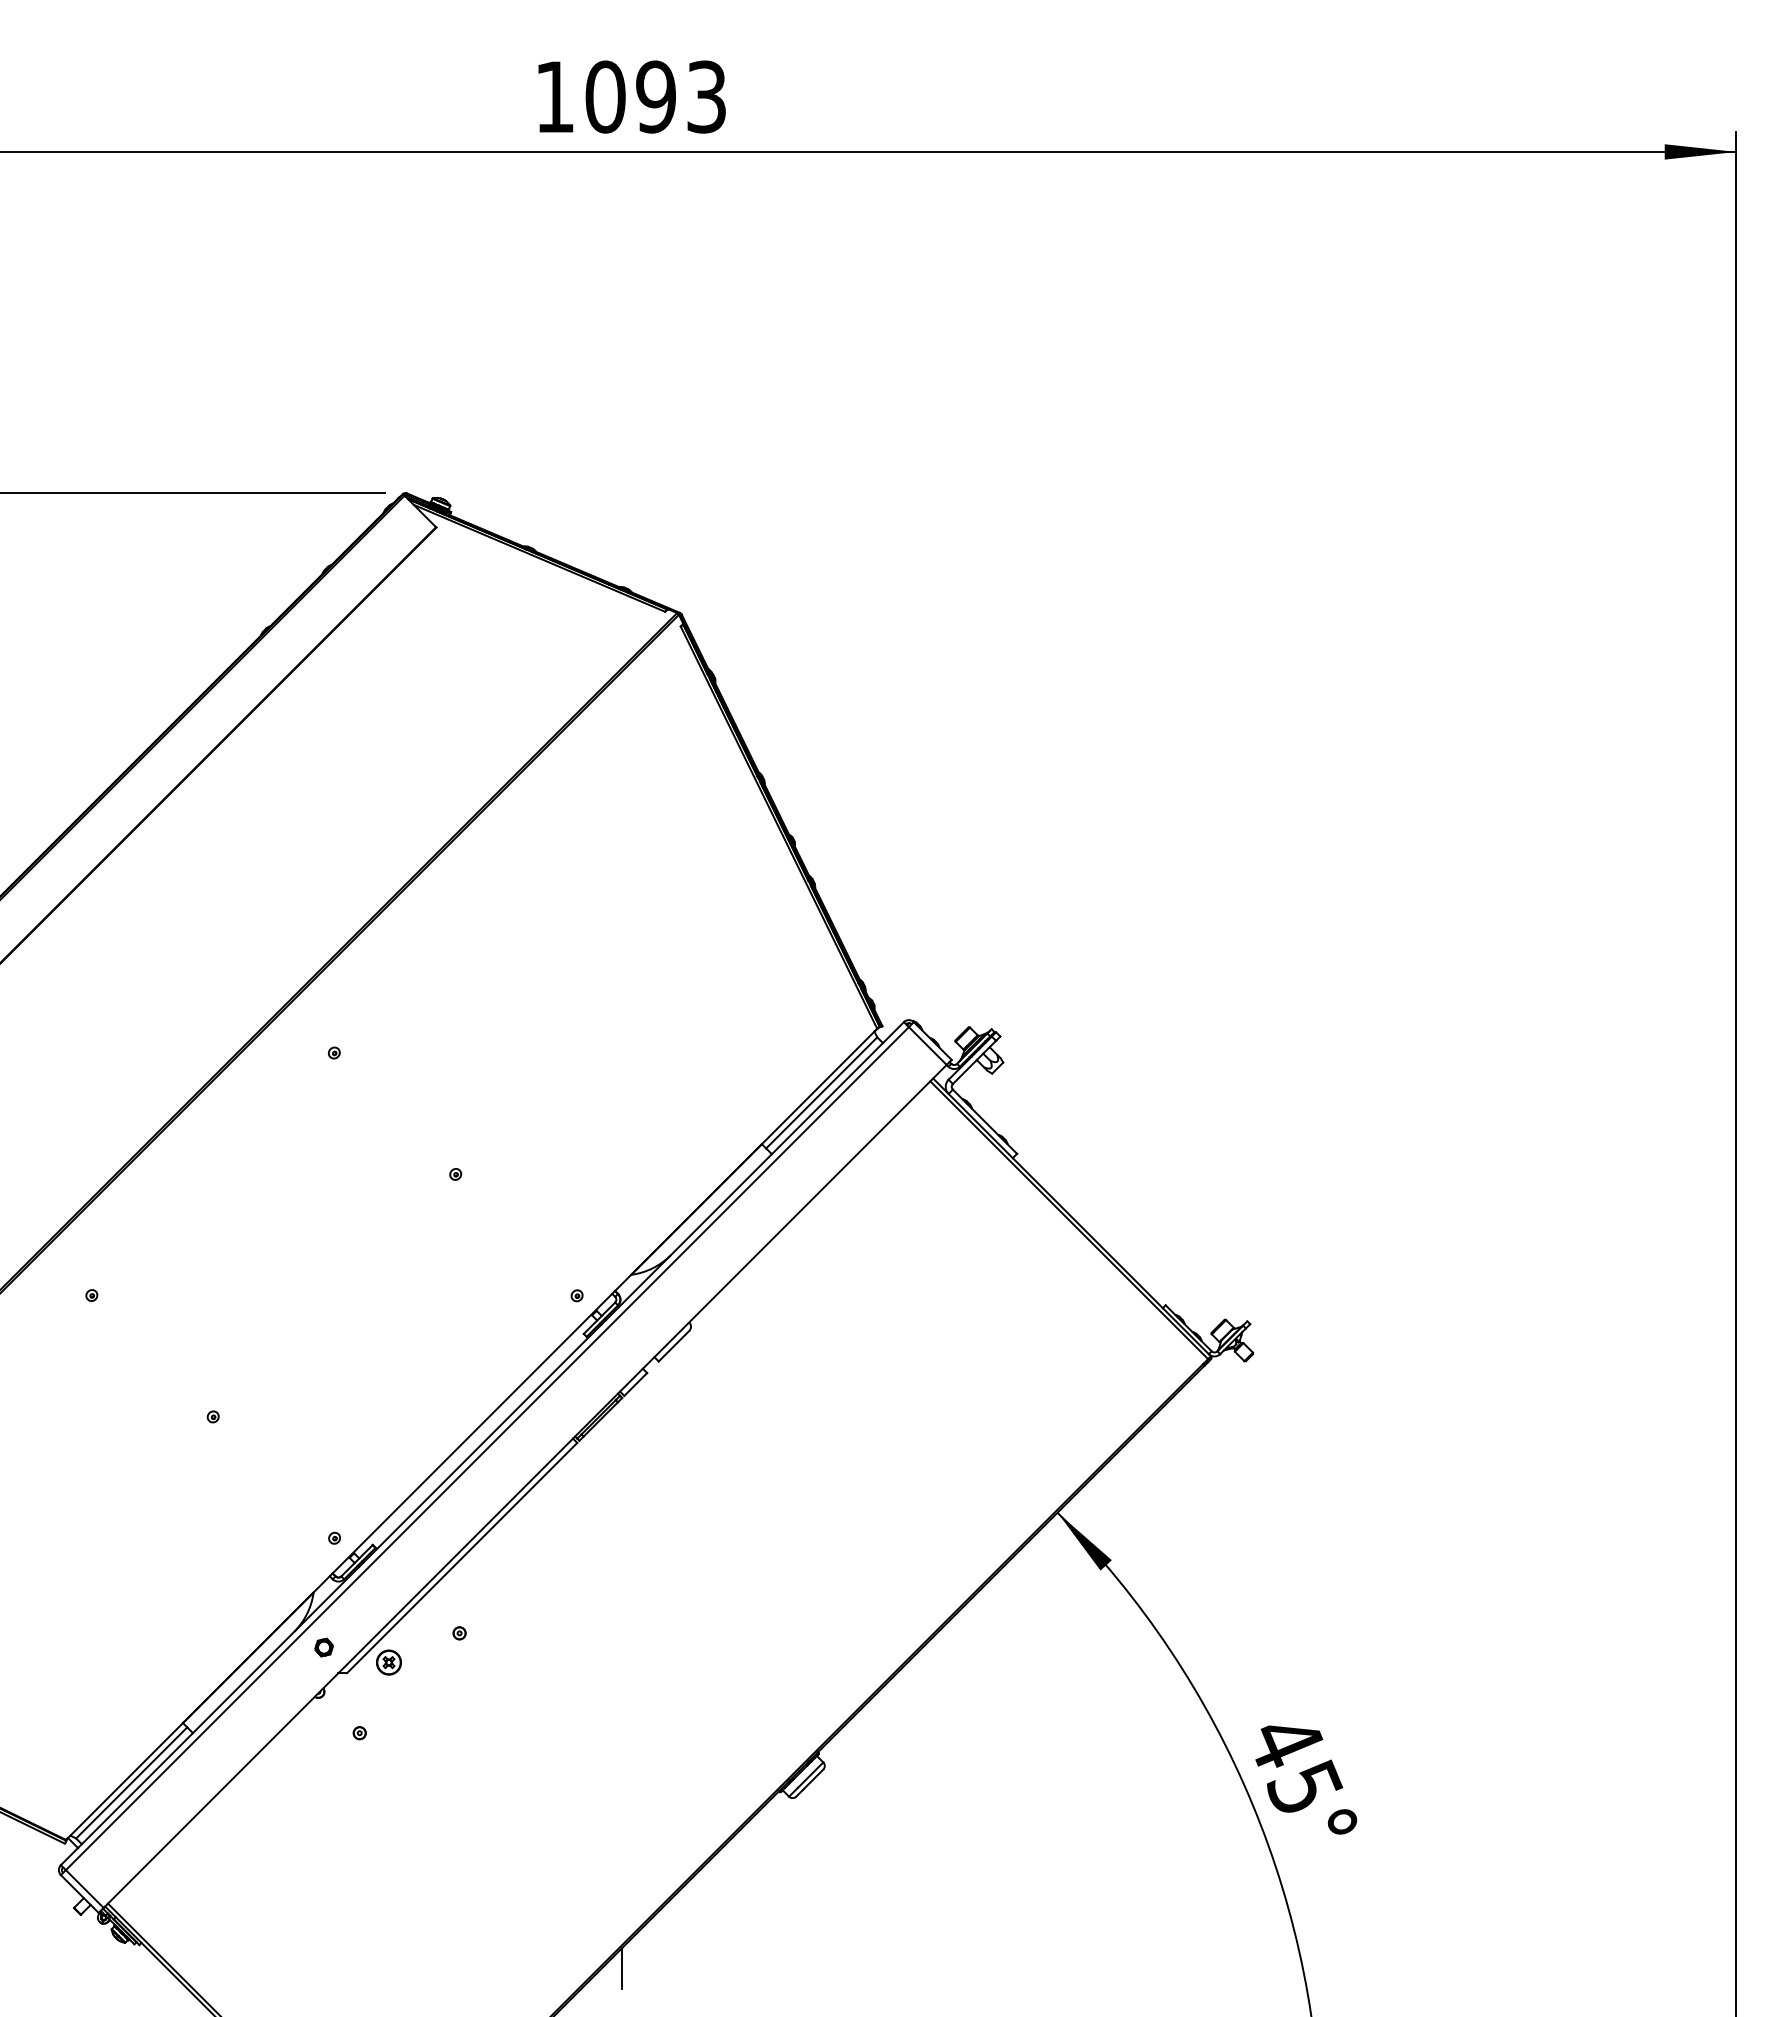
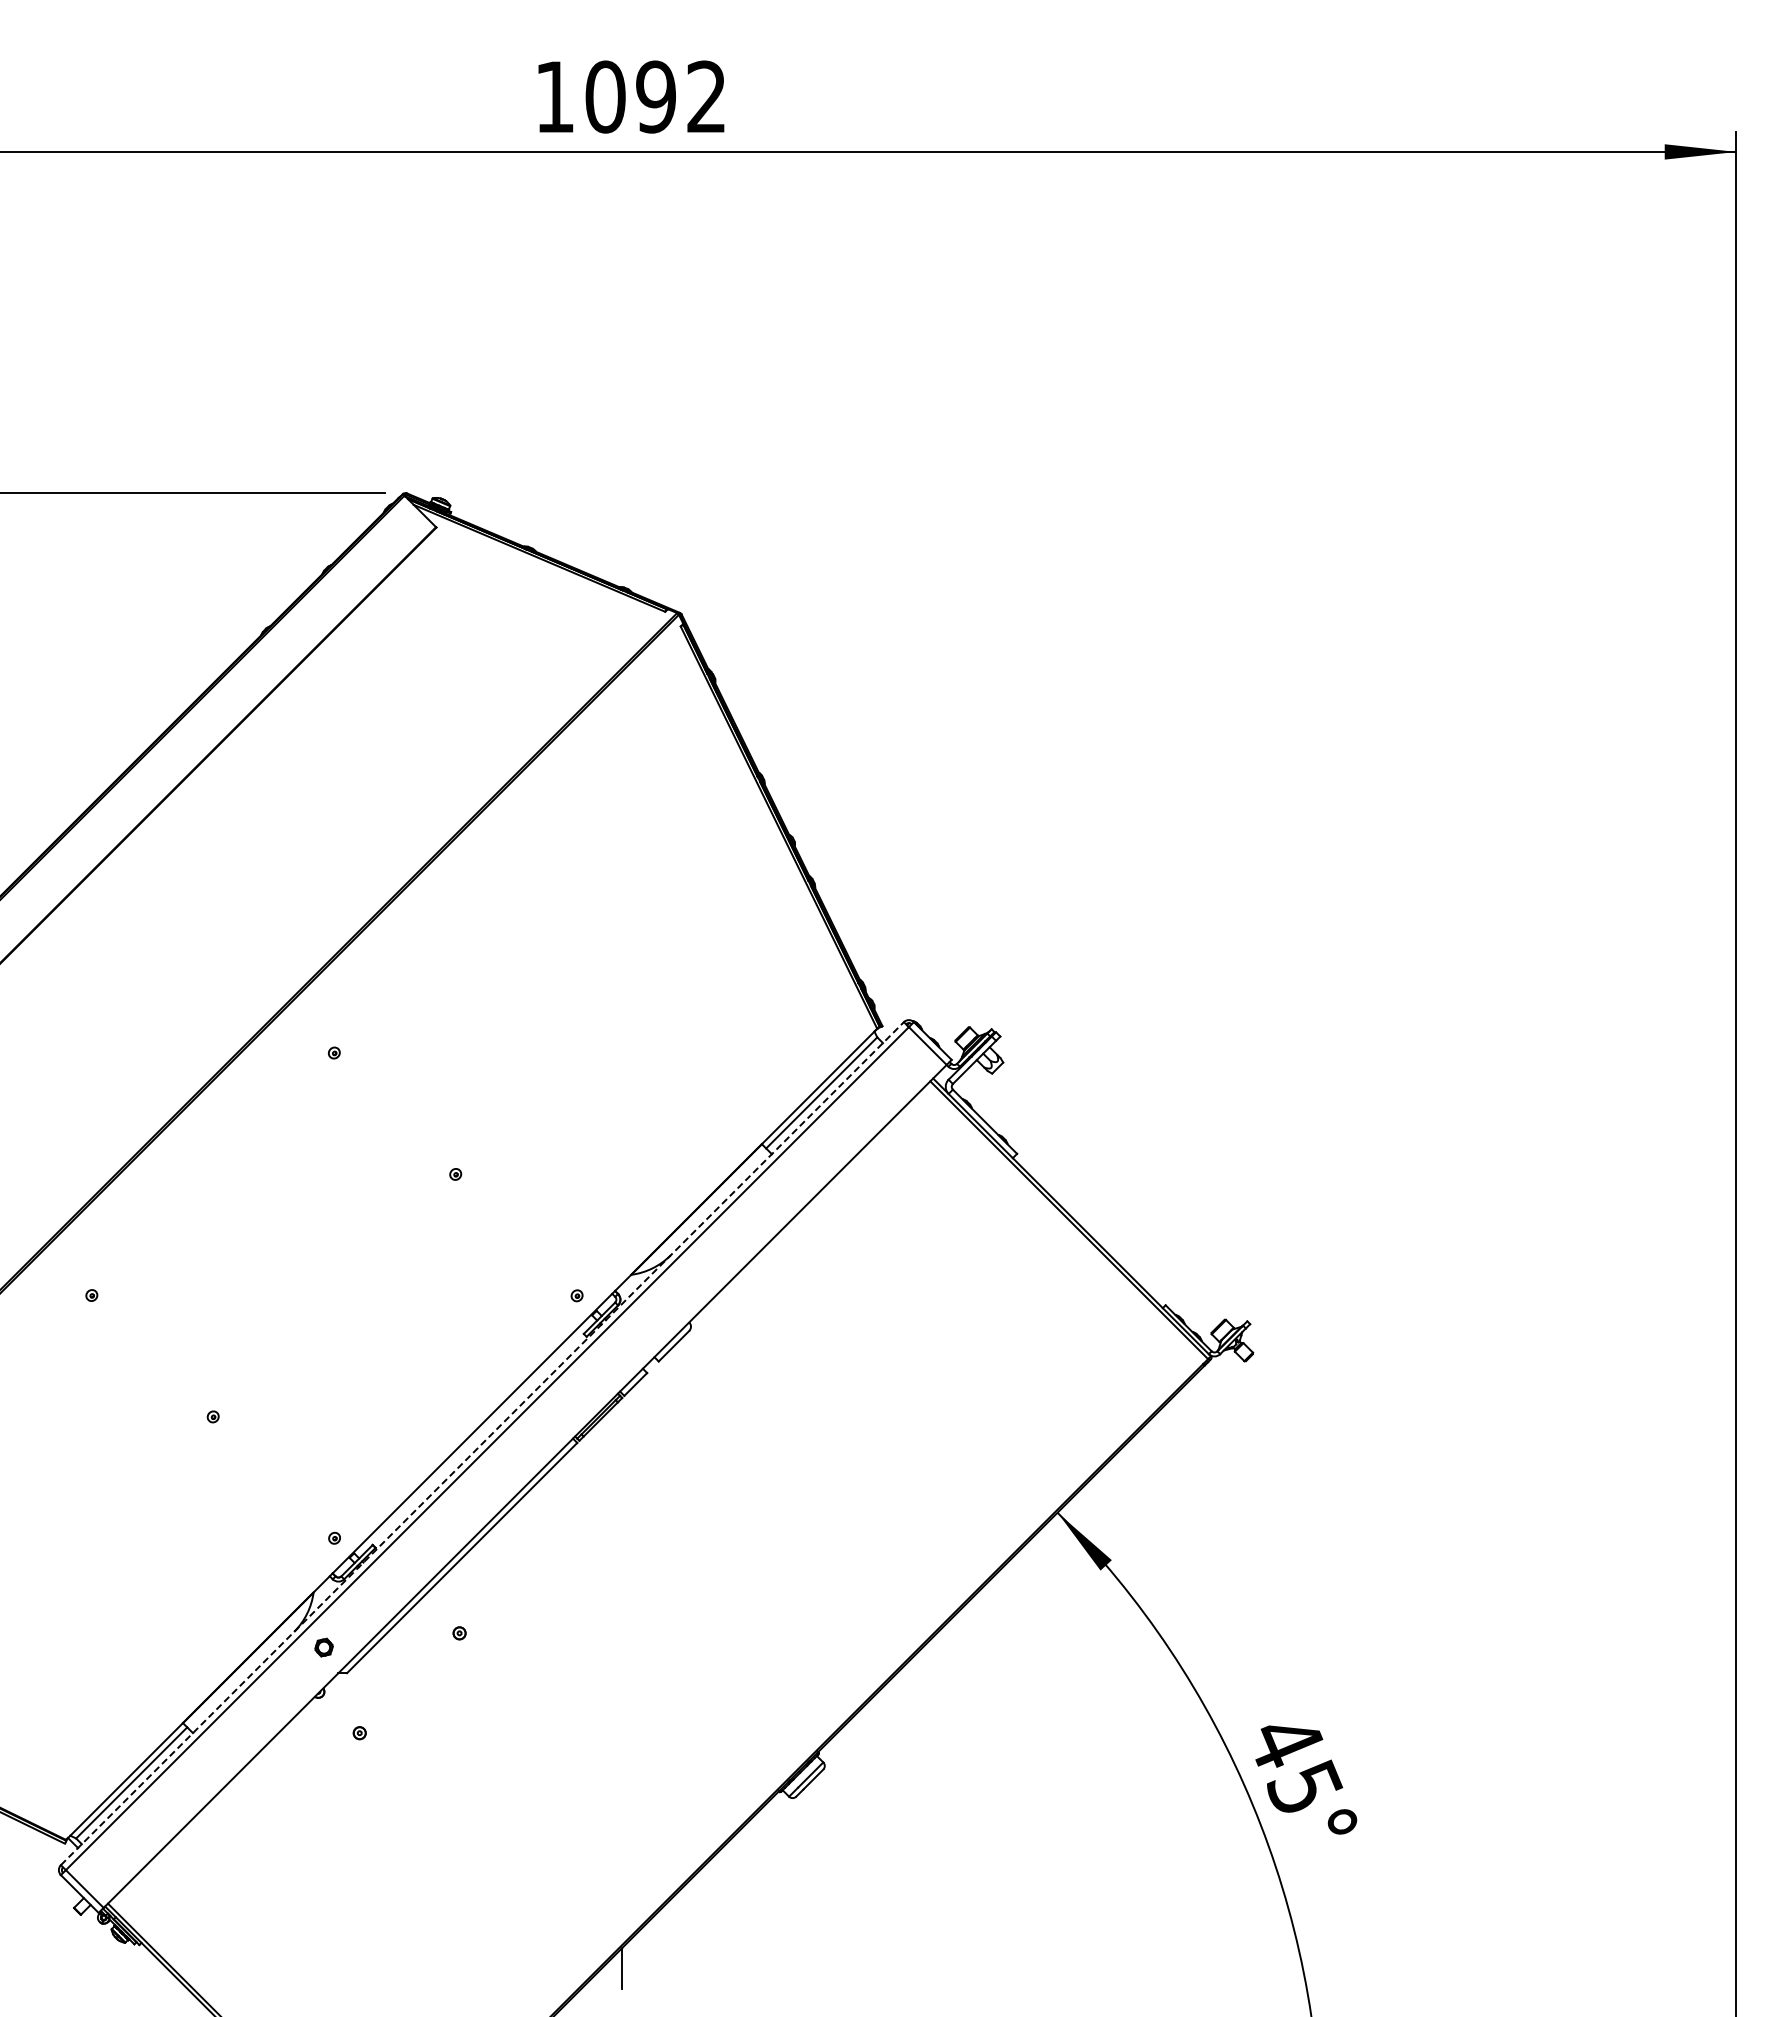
text: 1093 -> 1092 (706, 96)
line: solid -> dashed (482, 1443)
part: present -> none (388, 1662)
